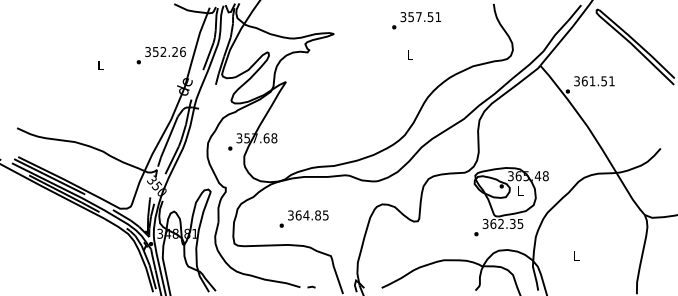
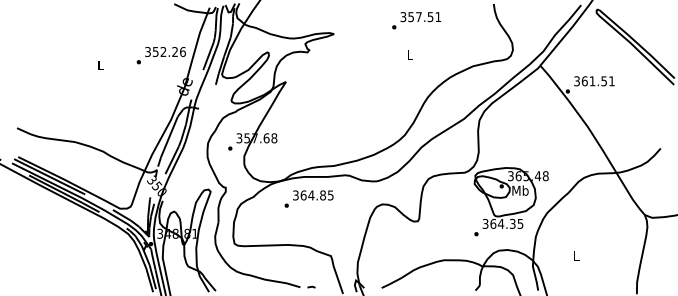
text: L -> Mb (520, 190)
text position: (303, 218) -> (308, 198) (308, 198)
text: 362.35 -> 364.35 (500, 223)
